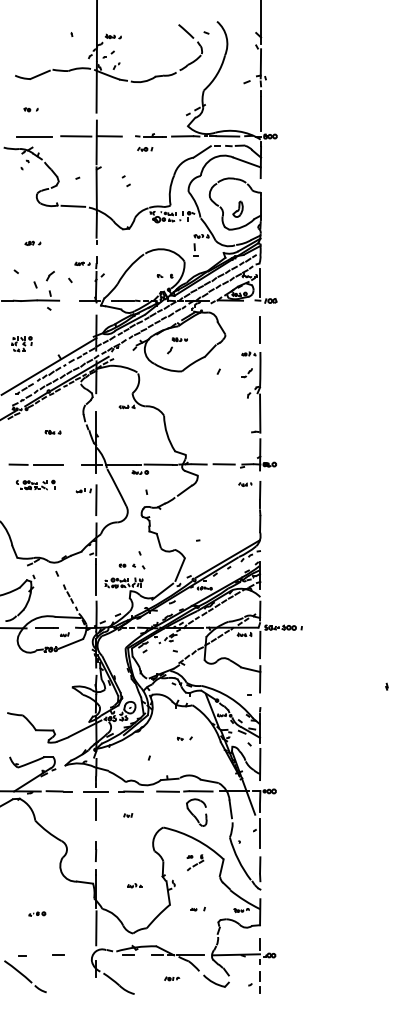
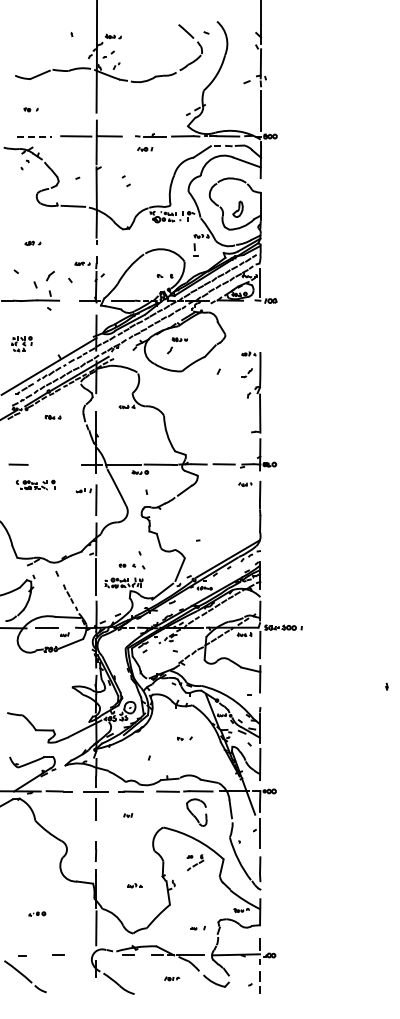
line: solid -> dashed (35, 136)
line: present -> none (260, 329)
part position: (52, 432) -> (52, 417) (52, 417)
line: present -> none (47, 464)
part position: (197, 908) -> (197, 927) (197, 927)
